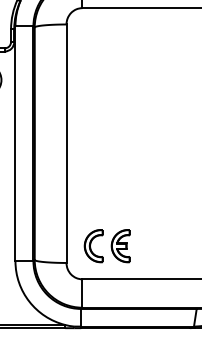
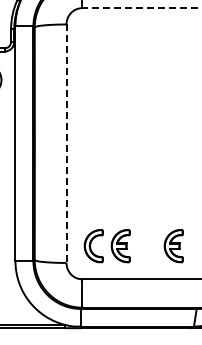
line: solid -> dashed (141, 8)
line: solid -> dashed (66, 144)
part: none -> present (173, 246)
